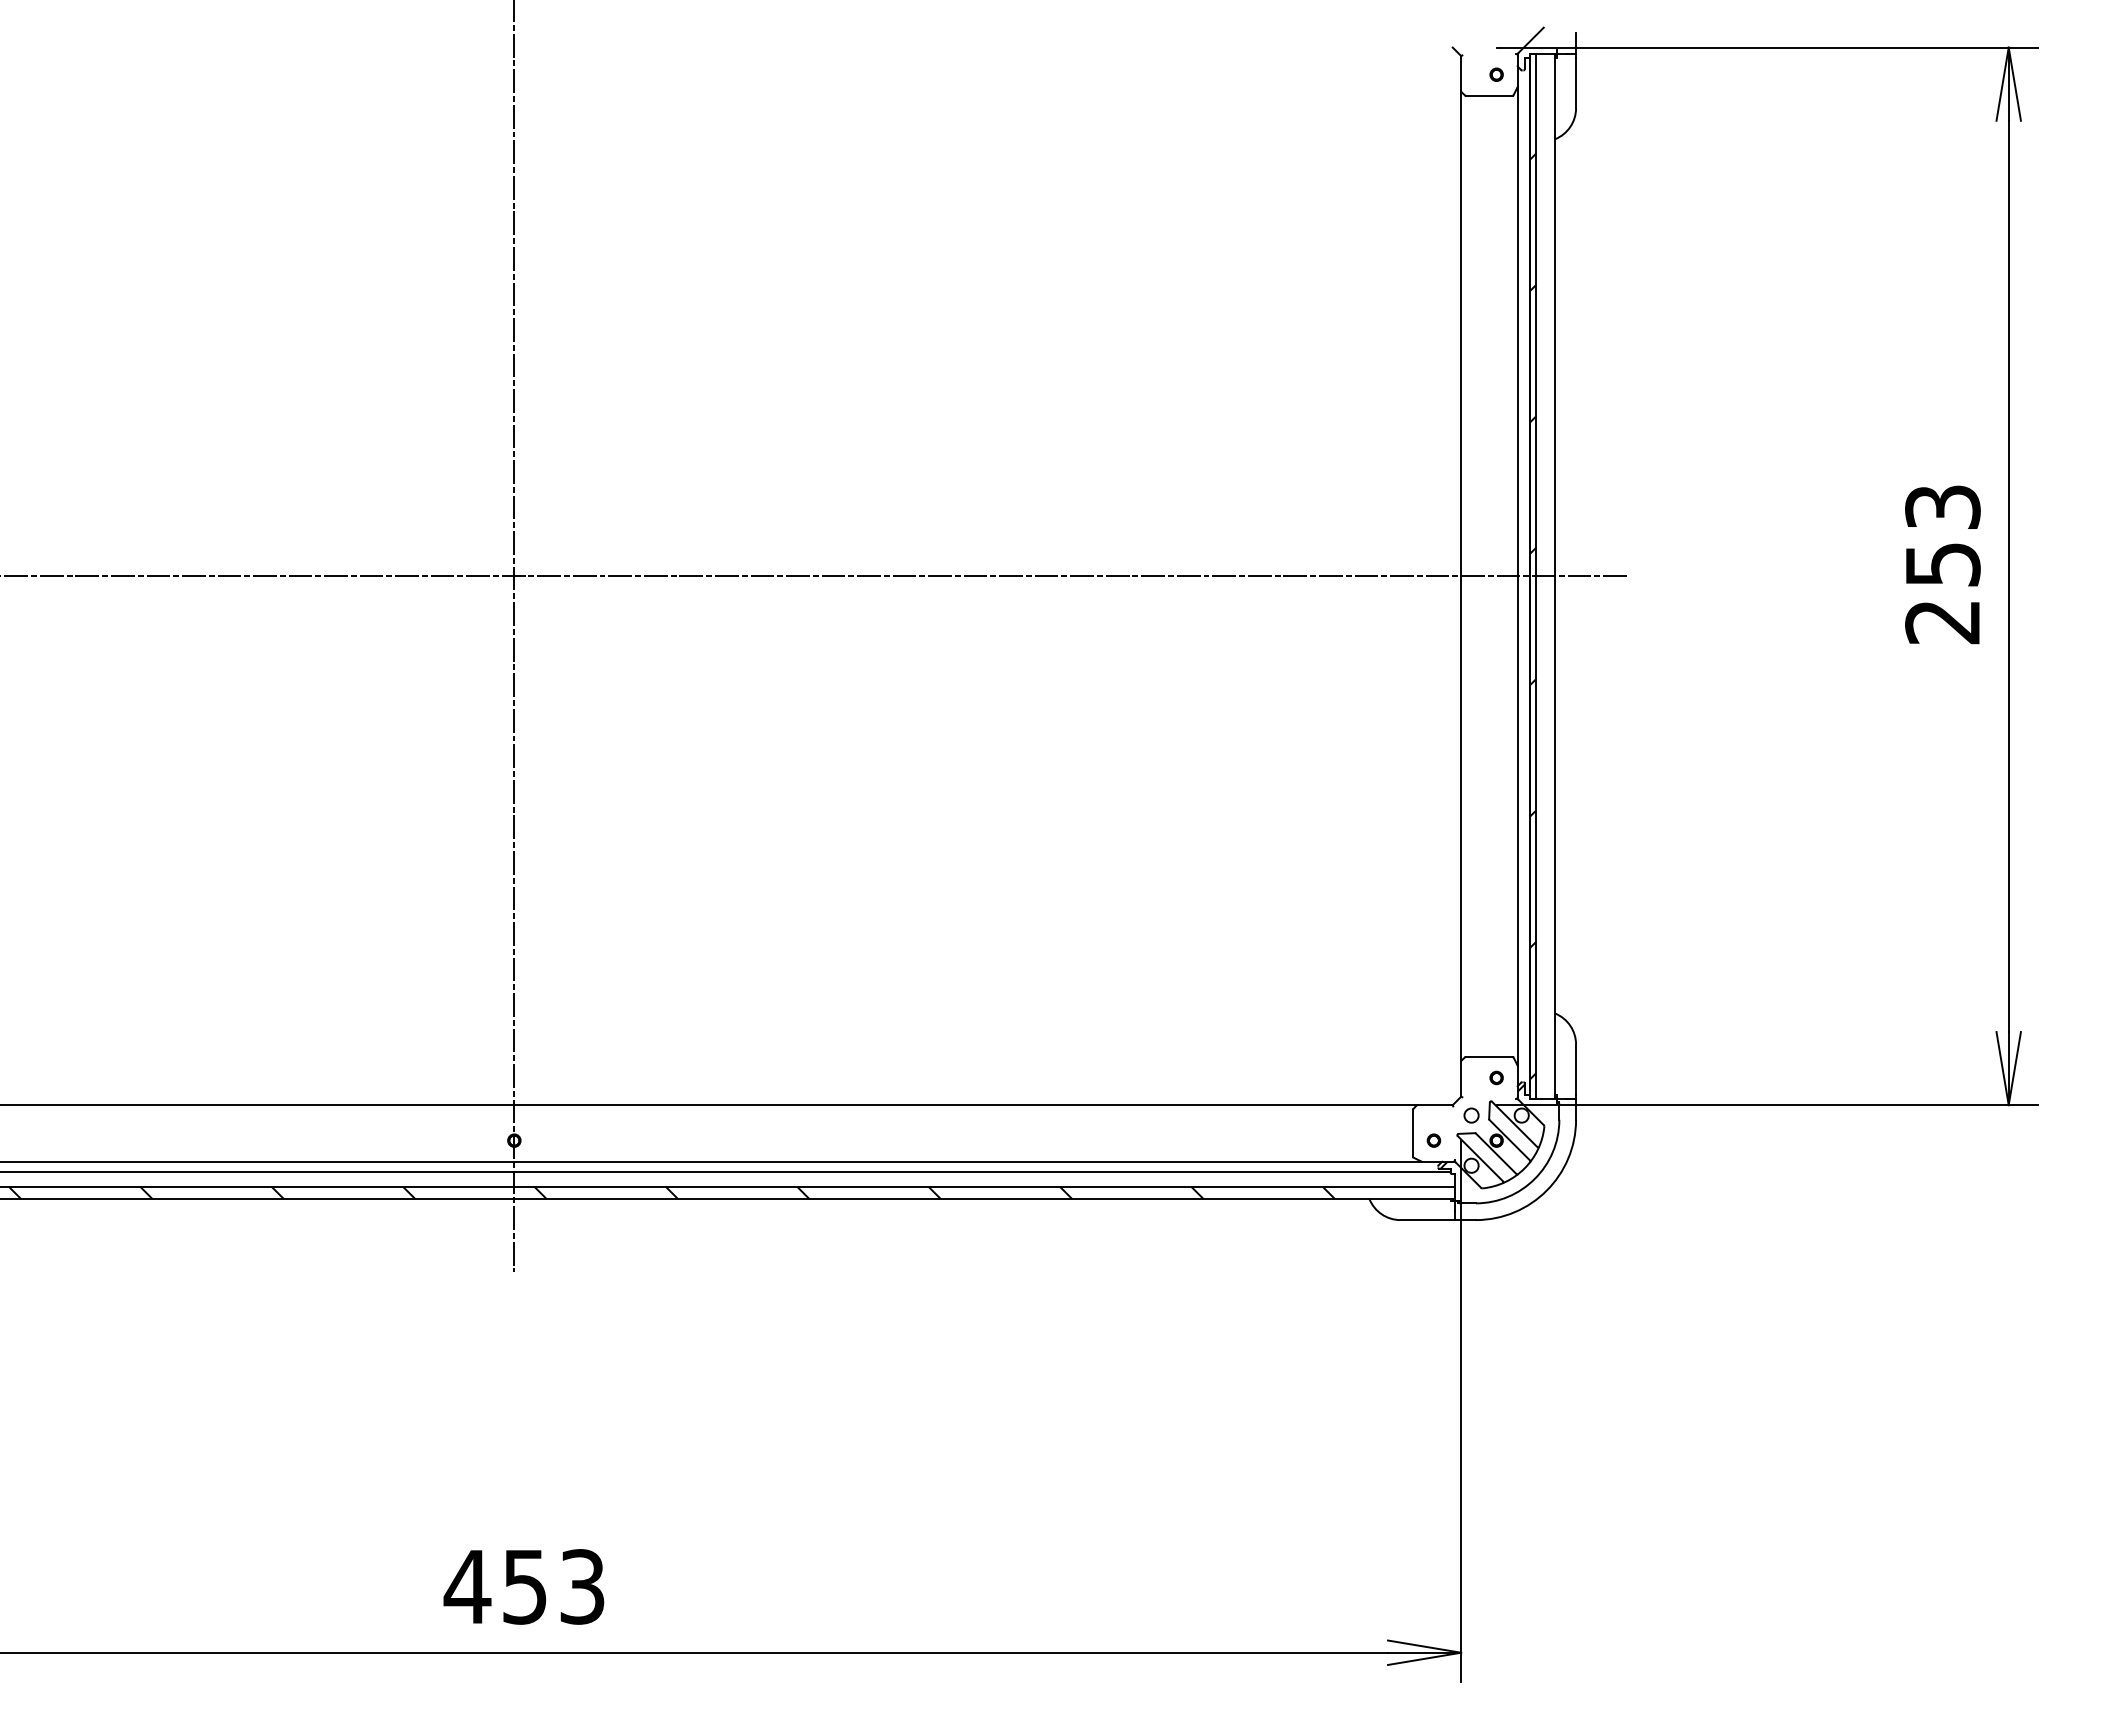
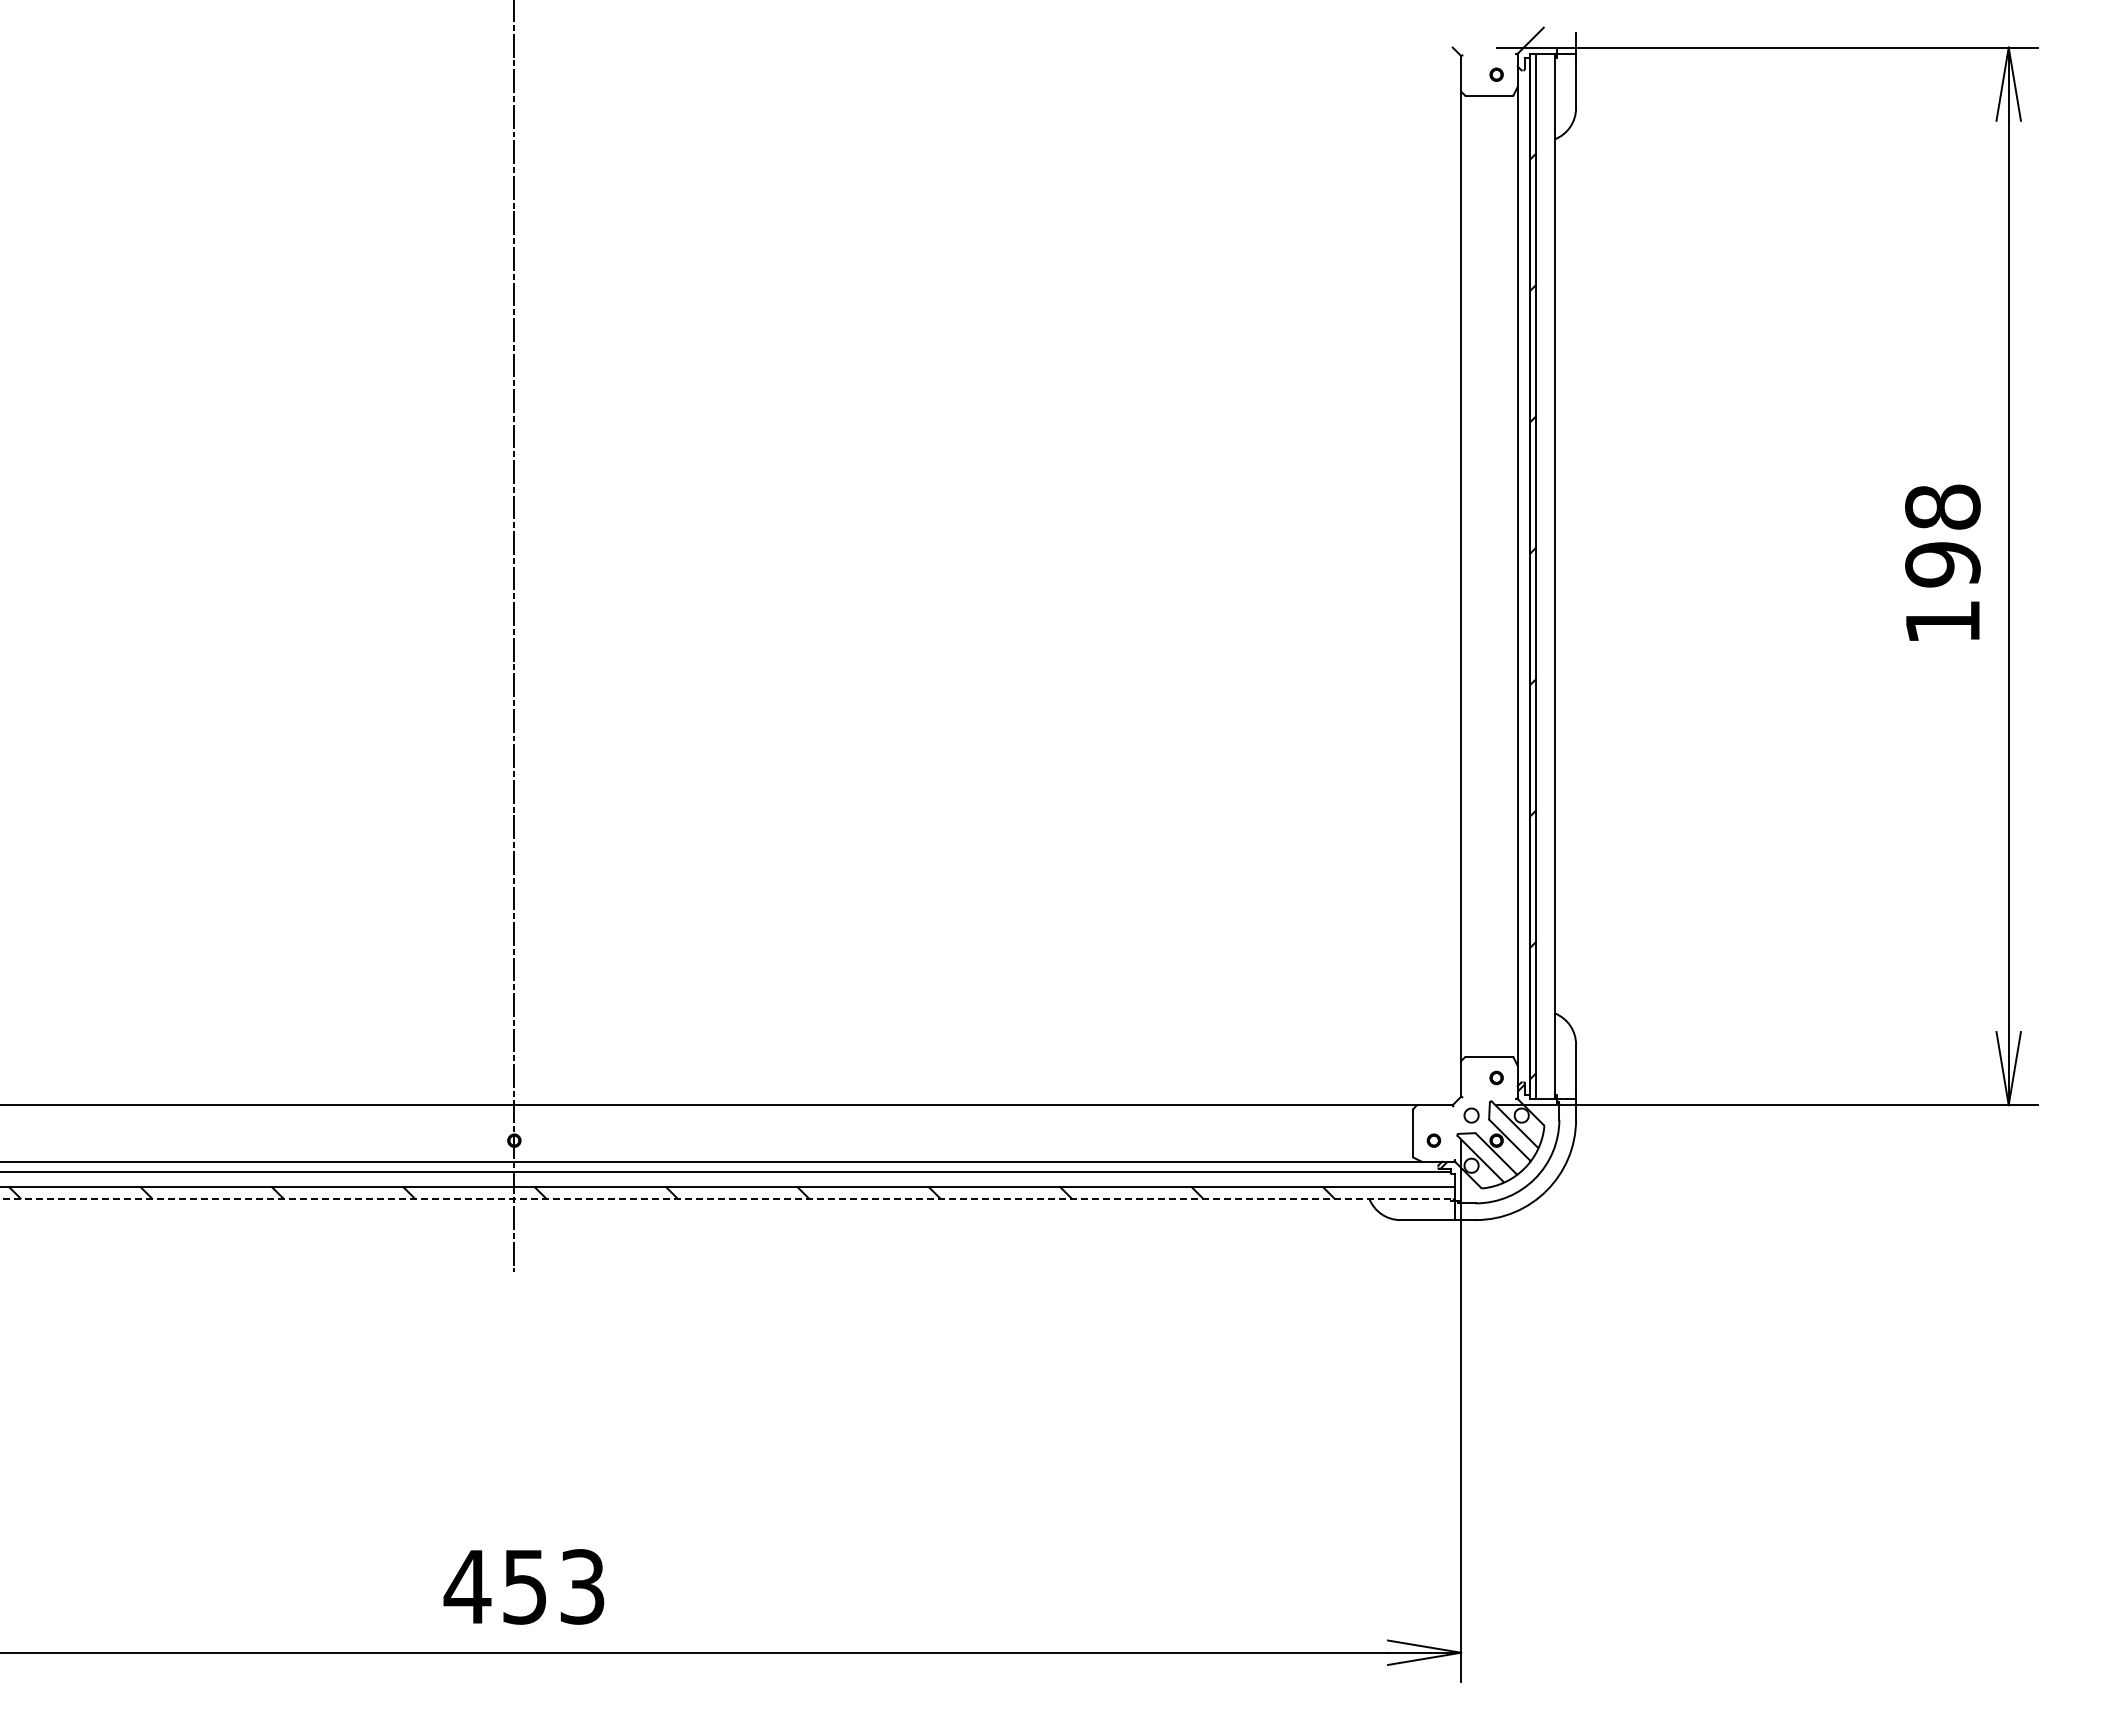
text: 253 -> 198 (1942, 564)
line: present -> none (815, 576)
line: solid -> dashed (727, 1199)
